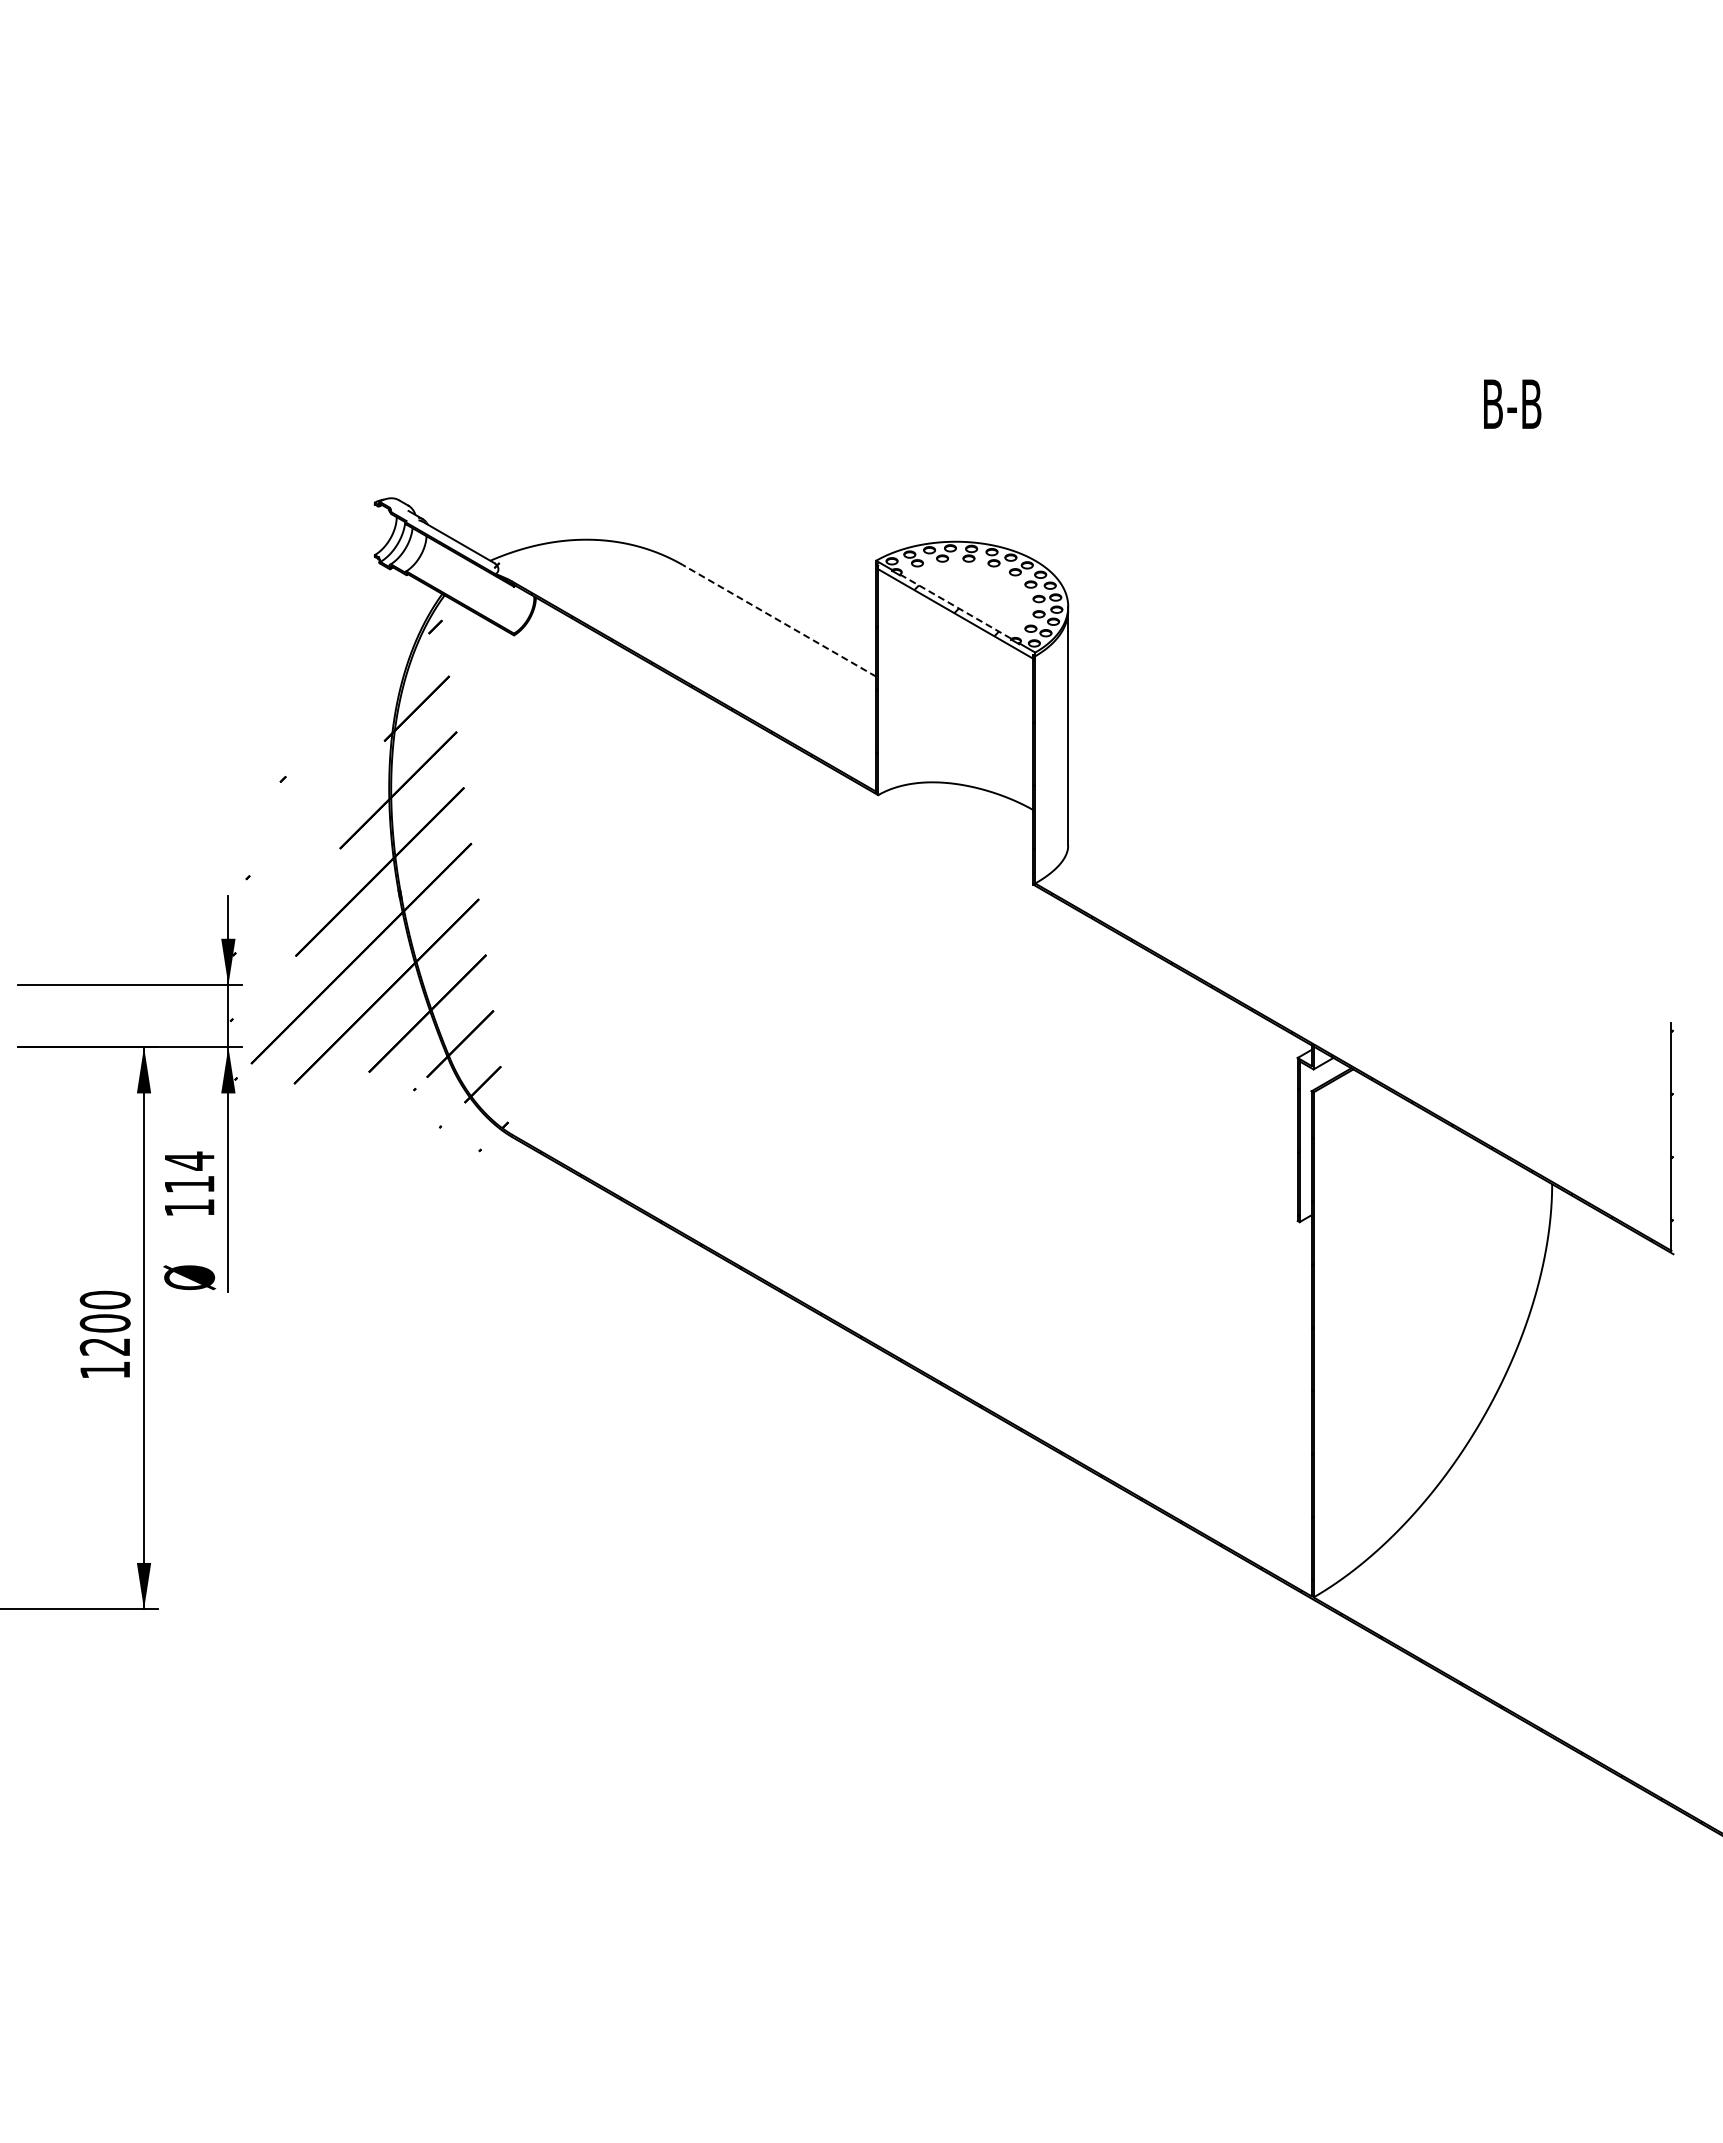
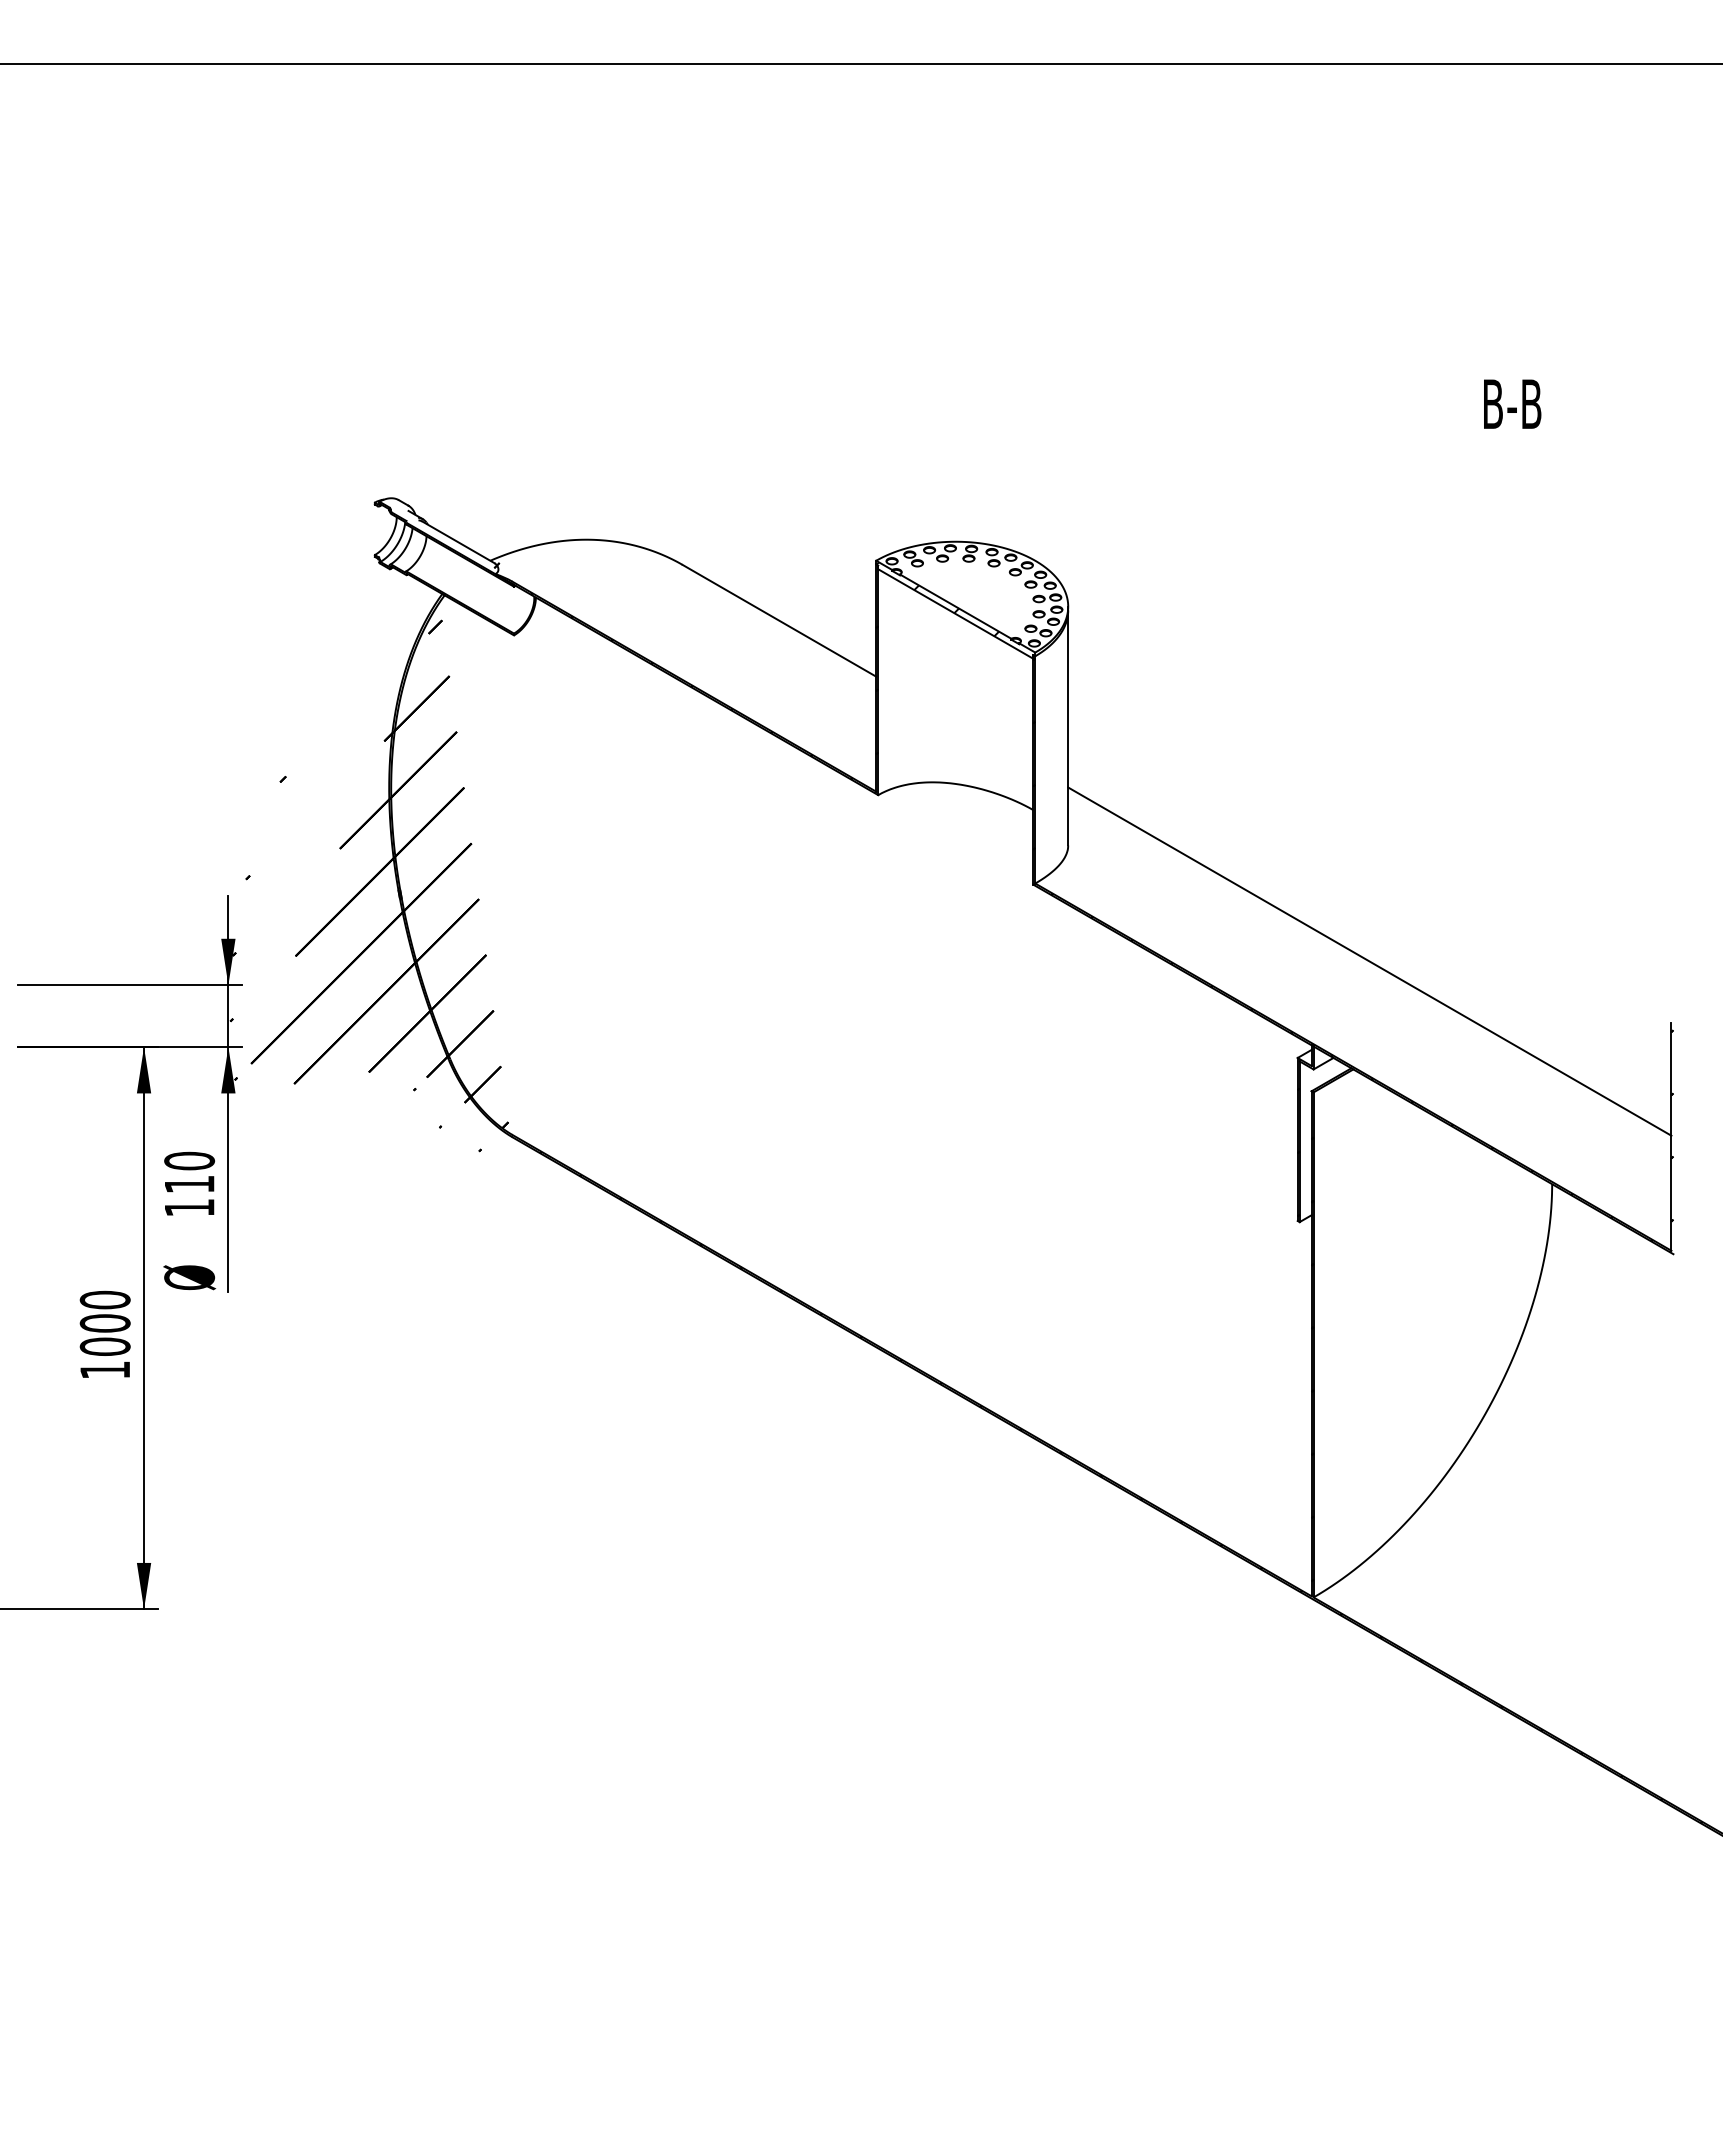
line: none -> present (860, 64)
line: dashed -> solid (956, 606)
line: dashed -> solid (779, 620)
line: none -> present (1369, 961)
text: 114 -> 110 (189, 1160)
text: 1200 -> 1000 (104, 1346)
